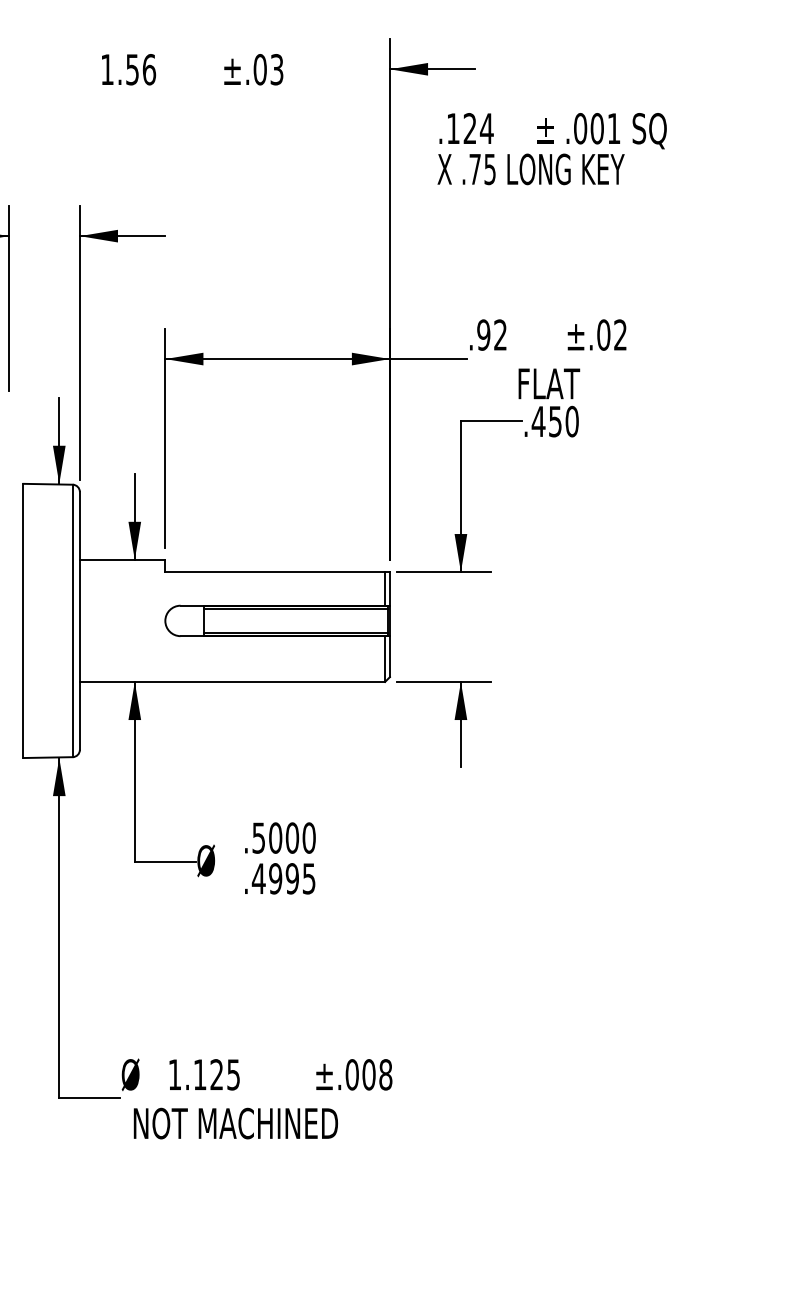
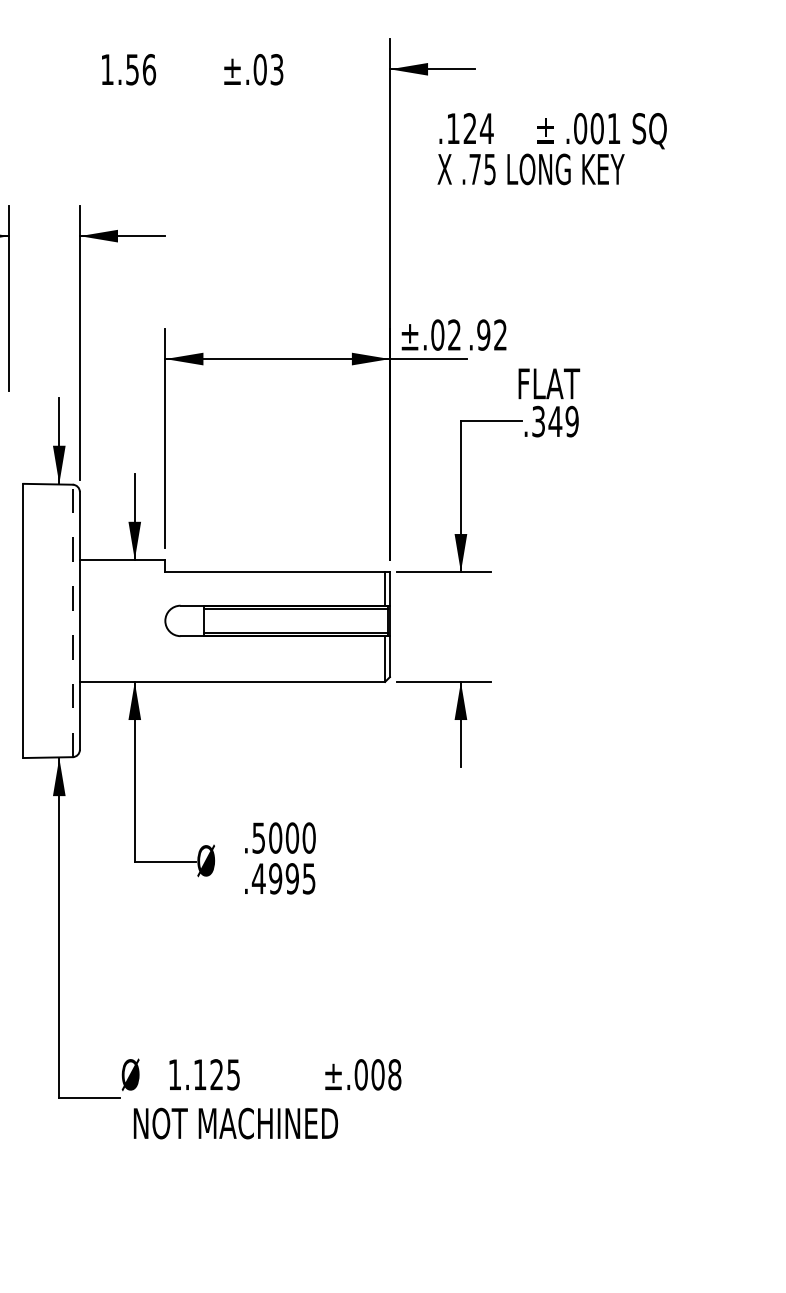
text position: (596, 334) -> (430, 334) (430, 334)
text: .450 -> .349 (554, 421)
line: solid -> dashed (72, 620)
text position: (354, 1074) -> (363, 1074) (363, 1074)
